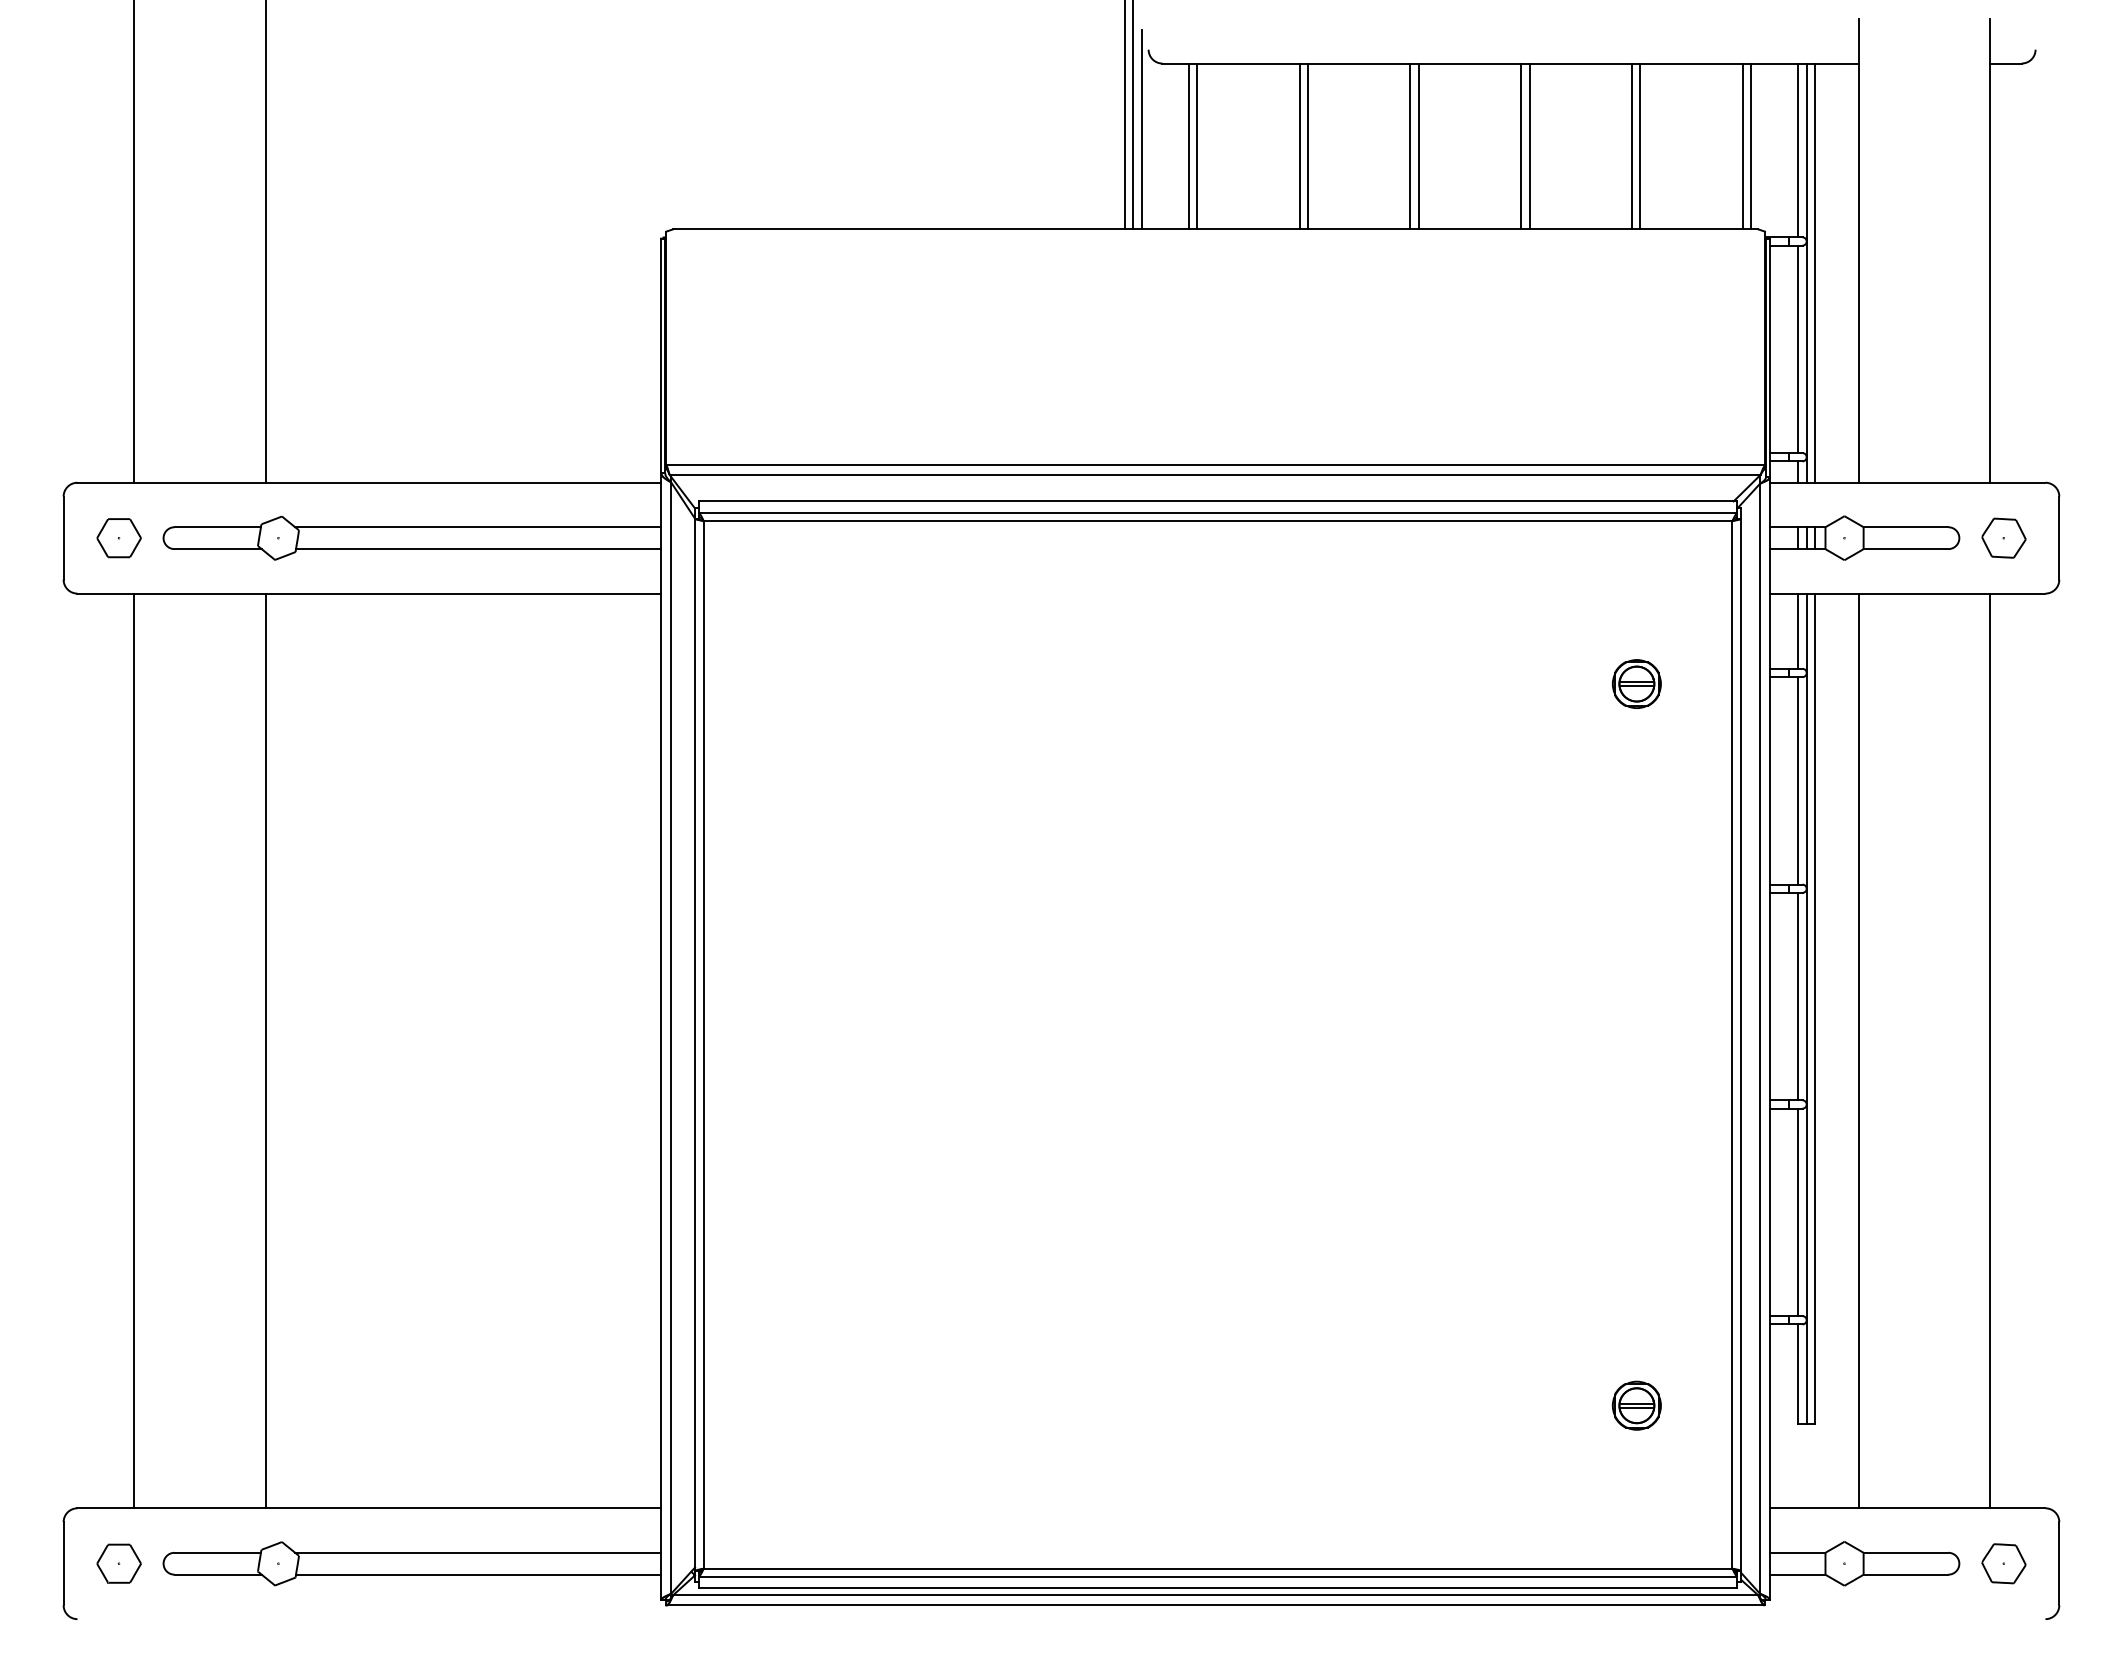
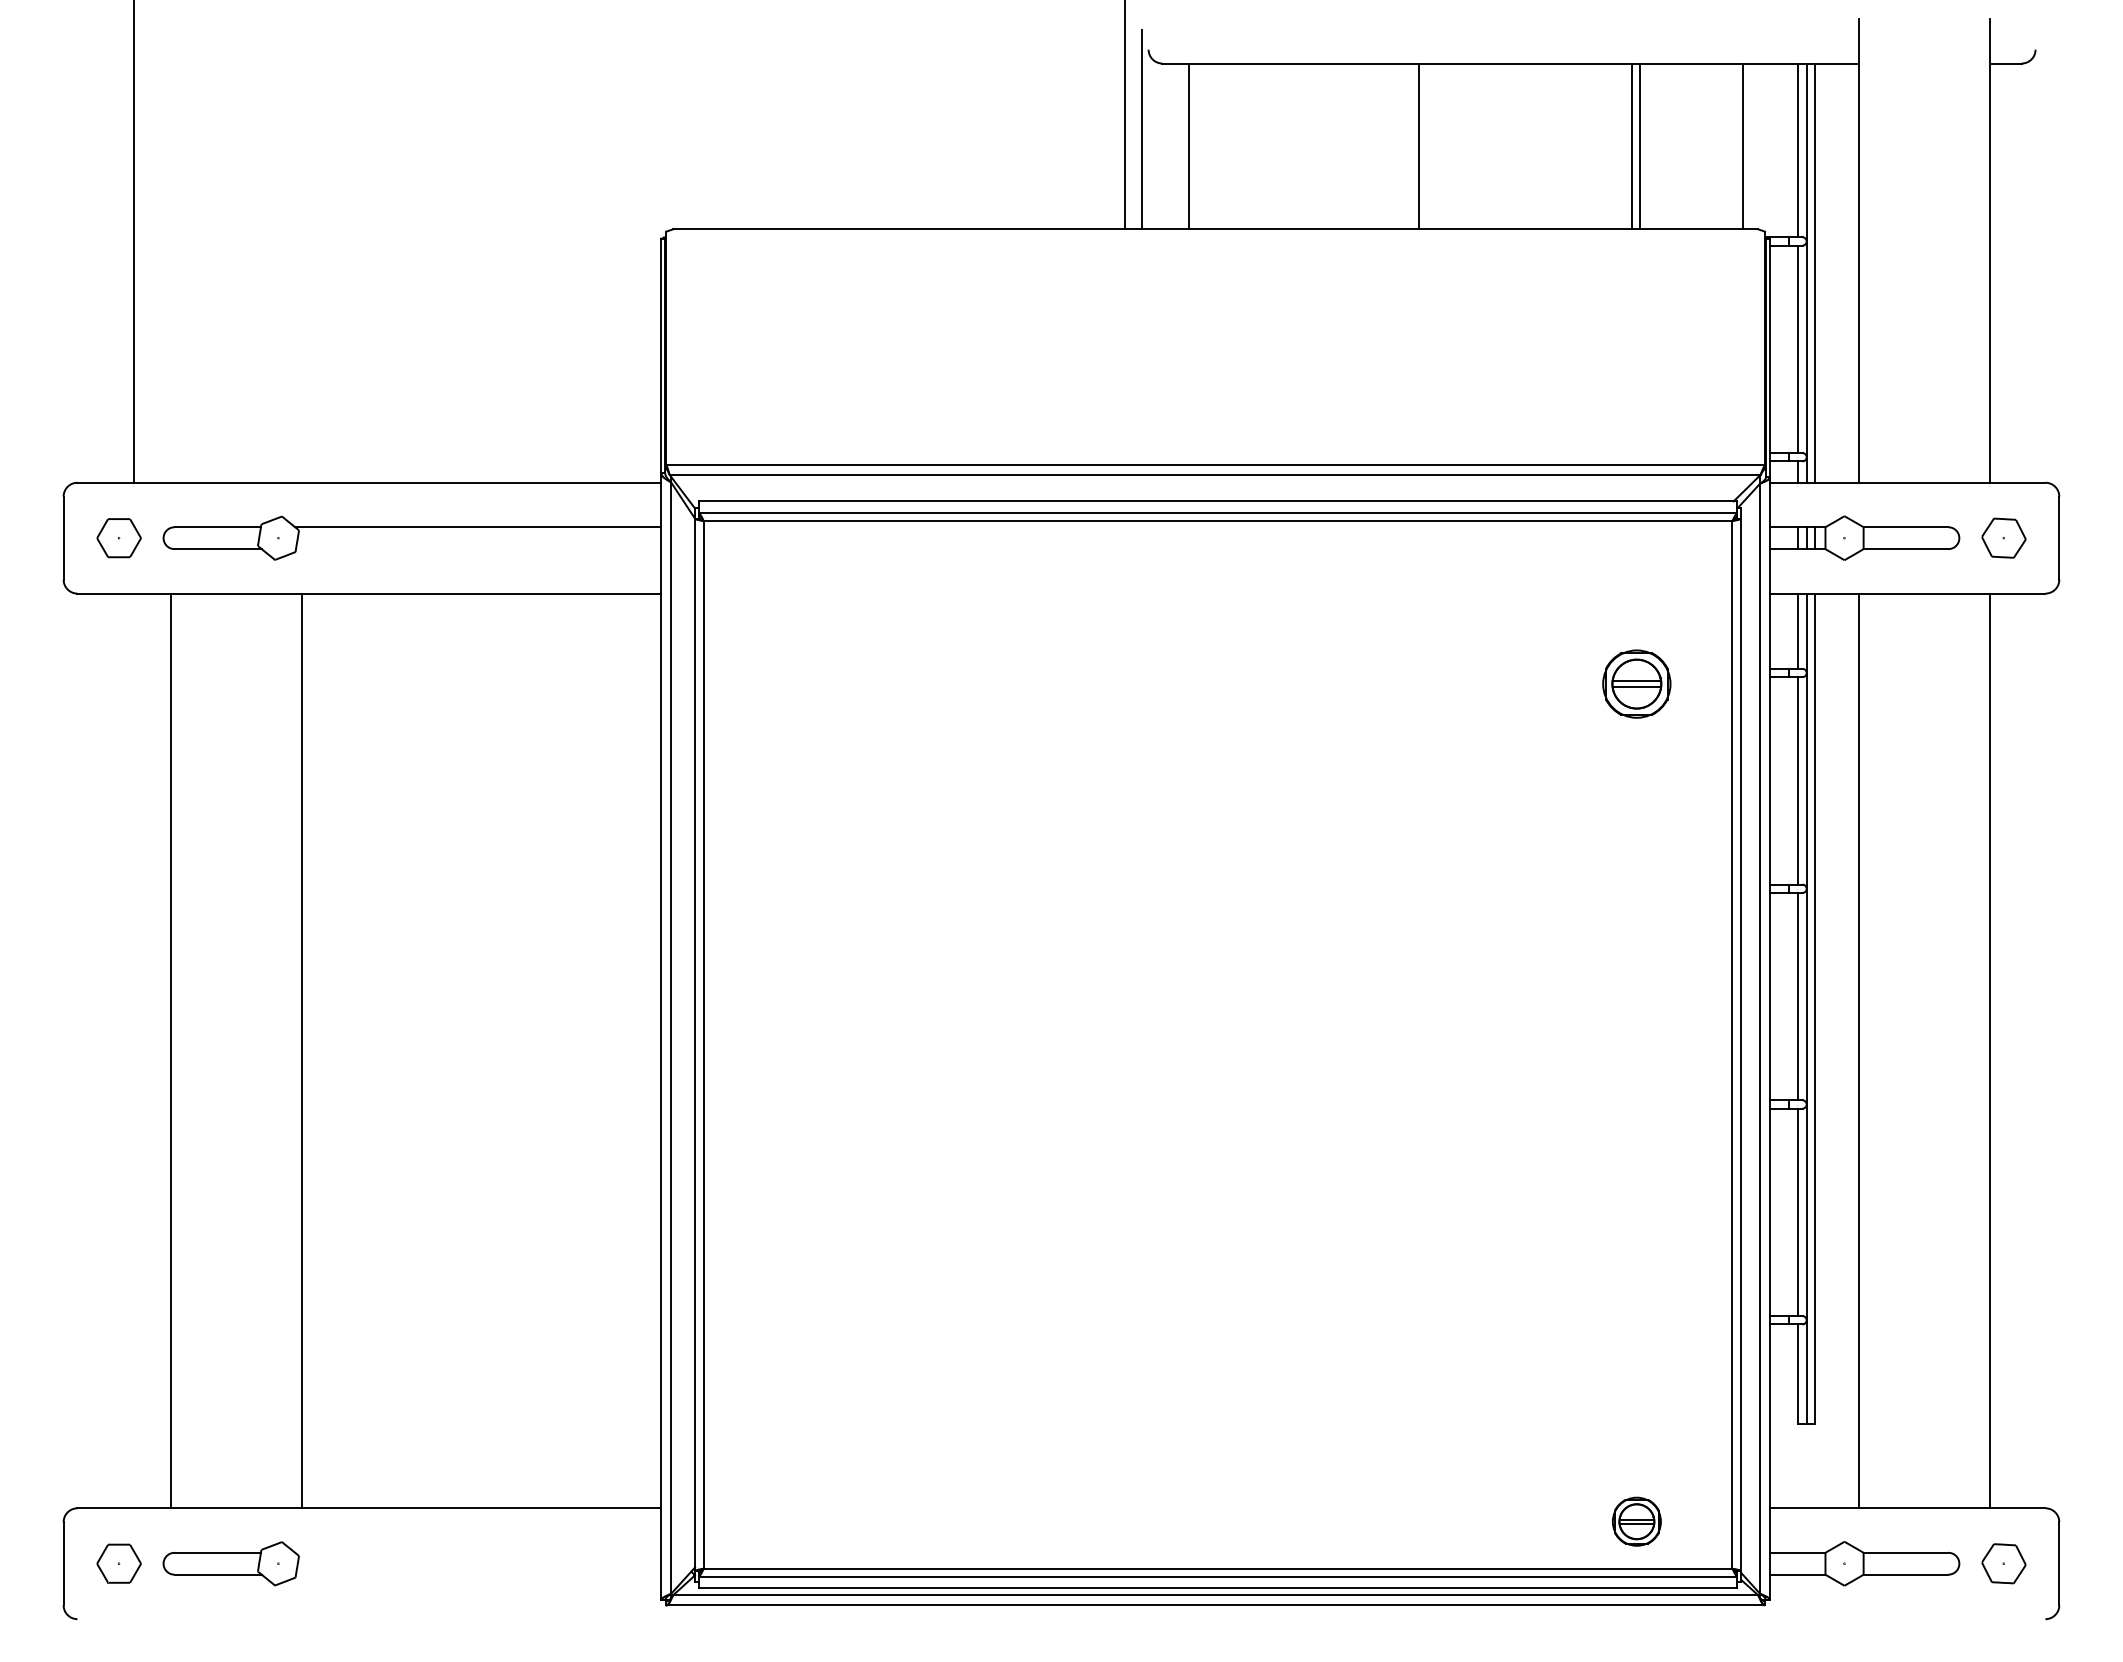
line: present -> none (1133, 115)
line: present -> none (1196, 146)
line: present -> none (1299, 146)
line: present -> none (1307, 146)
line: present -> none (1410, 146)
line: present -> none (1521, 146)
line: present -> none (1529, 146)
line: present -> none (1751, 146)
line: present -> none (265, 242)
line: present -> none (478, 549)
part size: 50x50 px -> 70x70 px (1636, 683)
line position: (133, 1050) -> (170, 1050) (170, 1050)
line position: (265, 1050) -> (301, 1050) (301, 1050)
part position: (1636, 1405) -> (1636, 1521) (1636, 1521)
line: present -> none (478, 1552)
line: present -> none (478, 1574)
